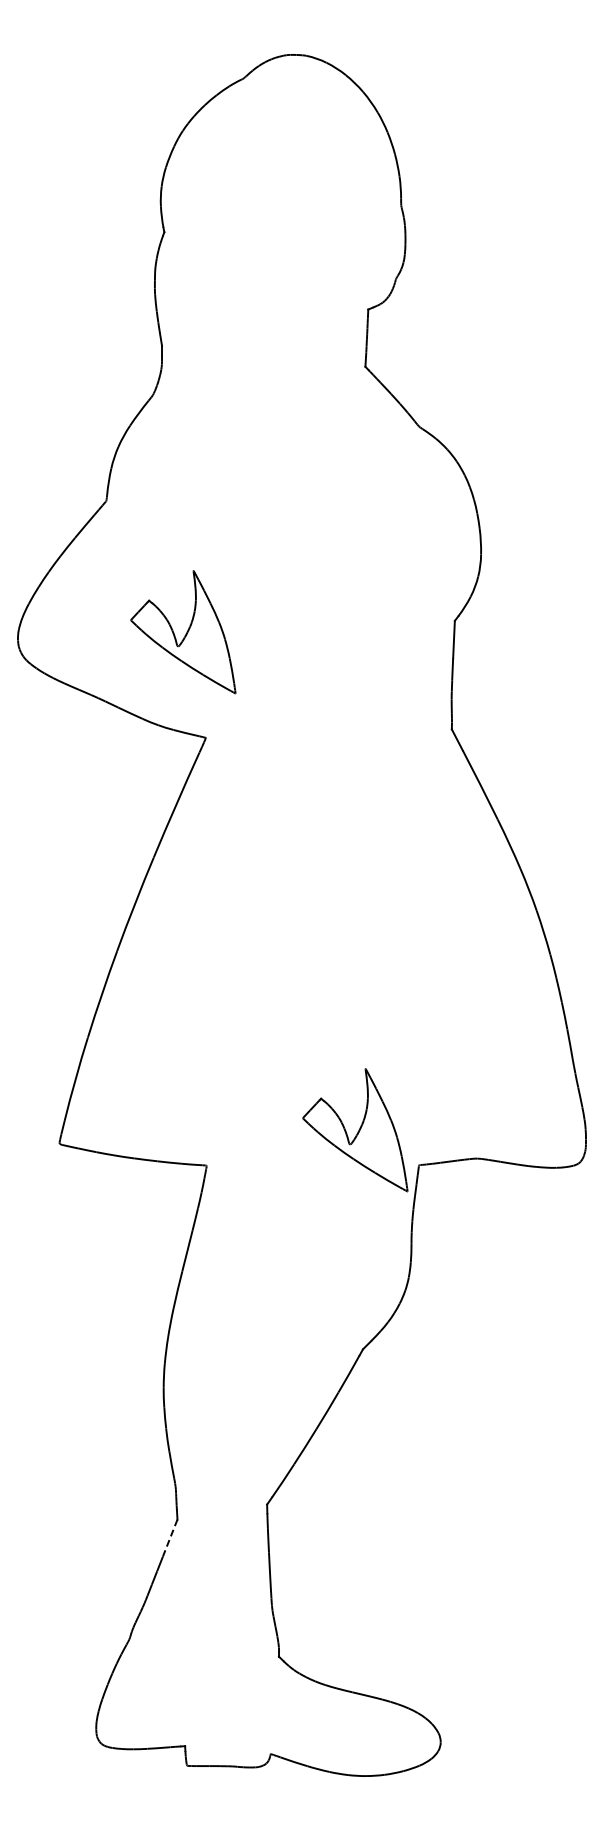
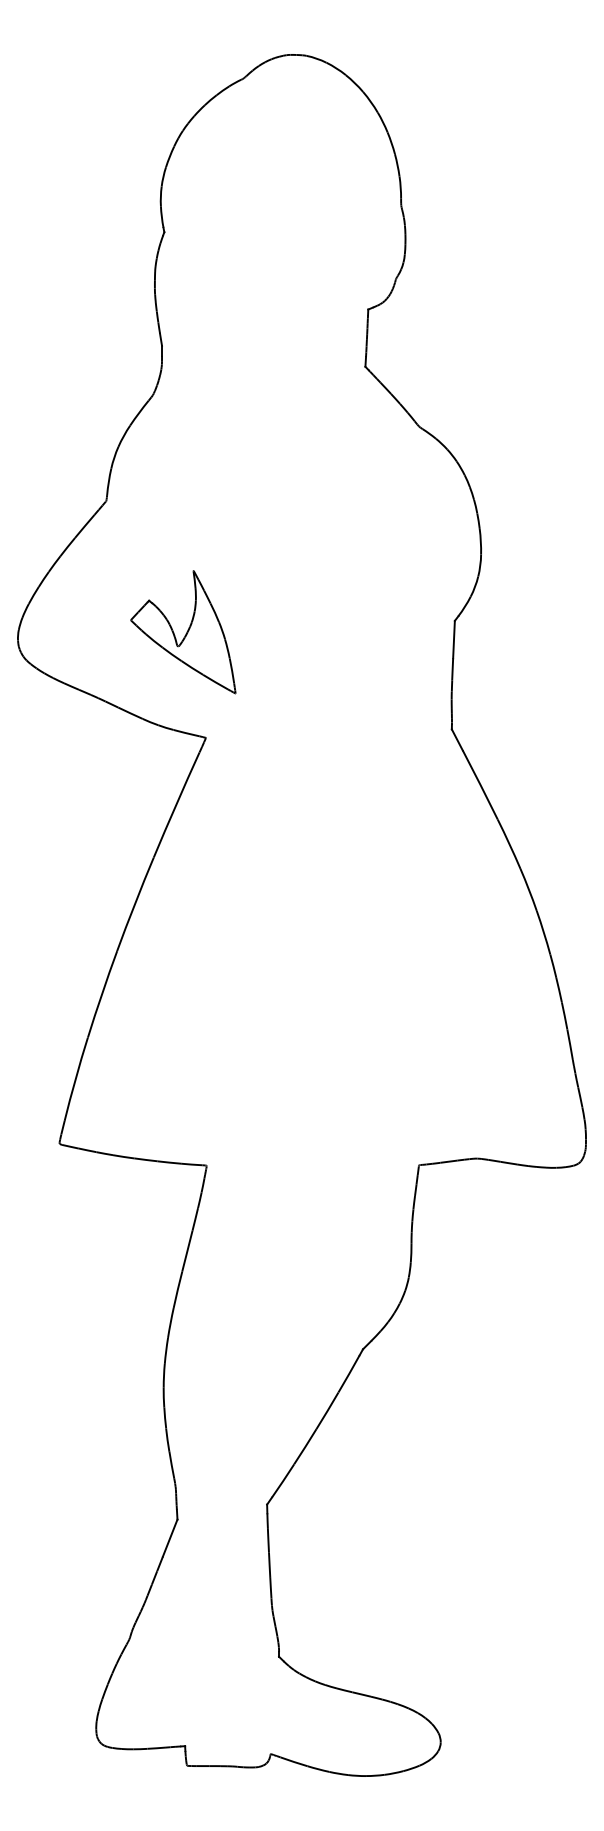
part: present -> none (355, 1130)
line: dashed -> solid (170, 1538)
